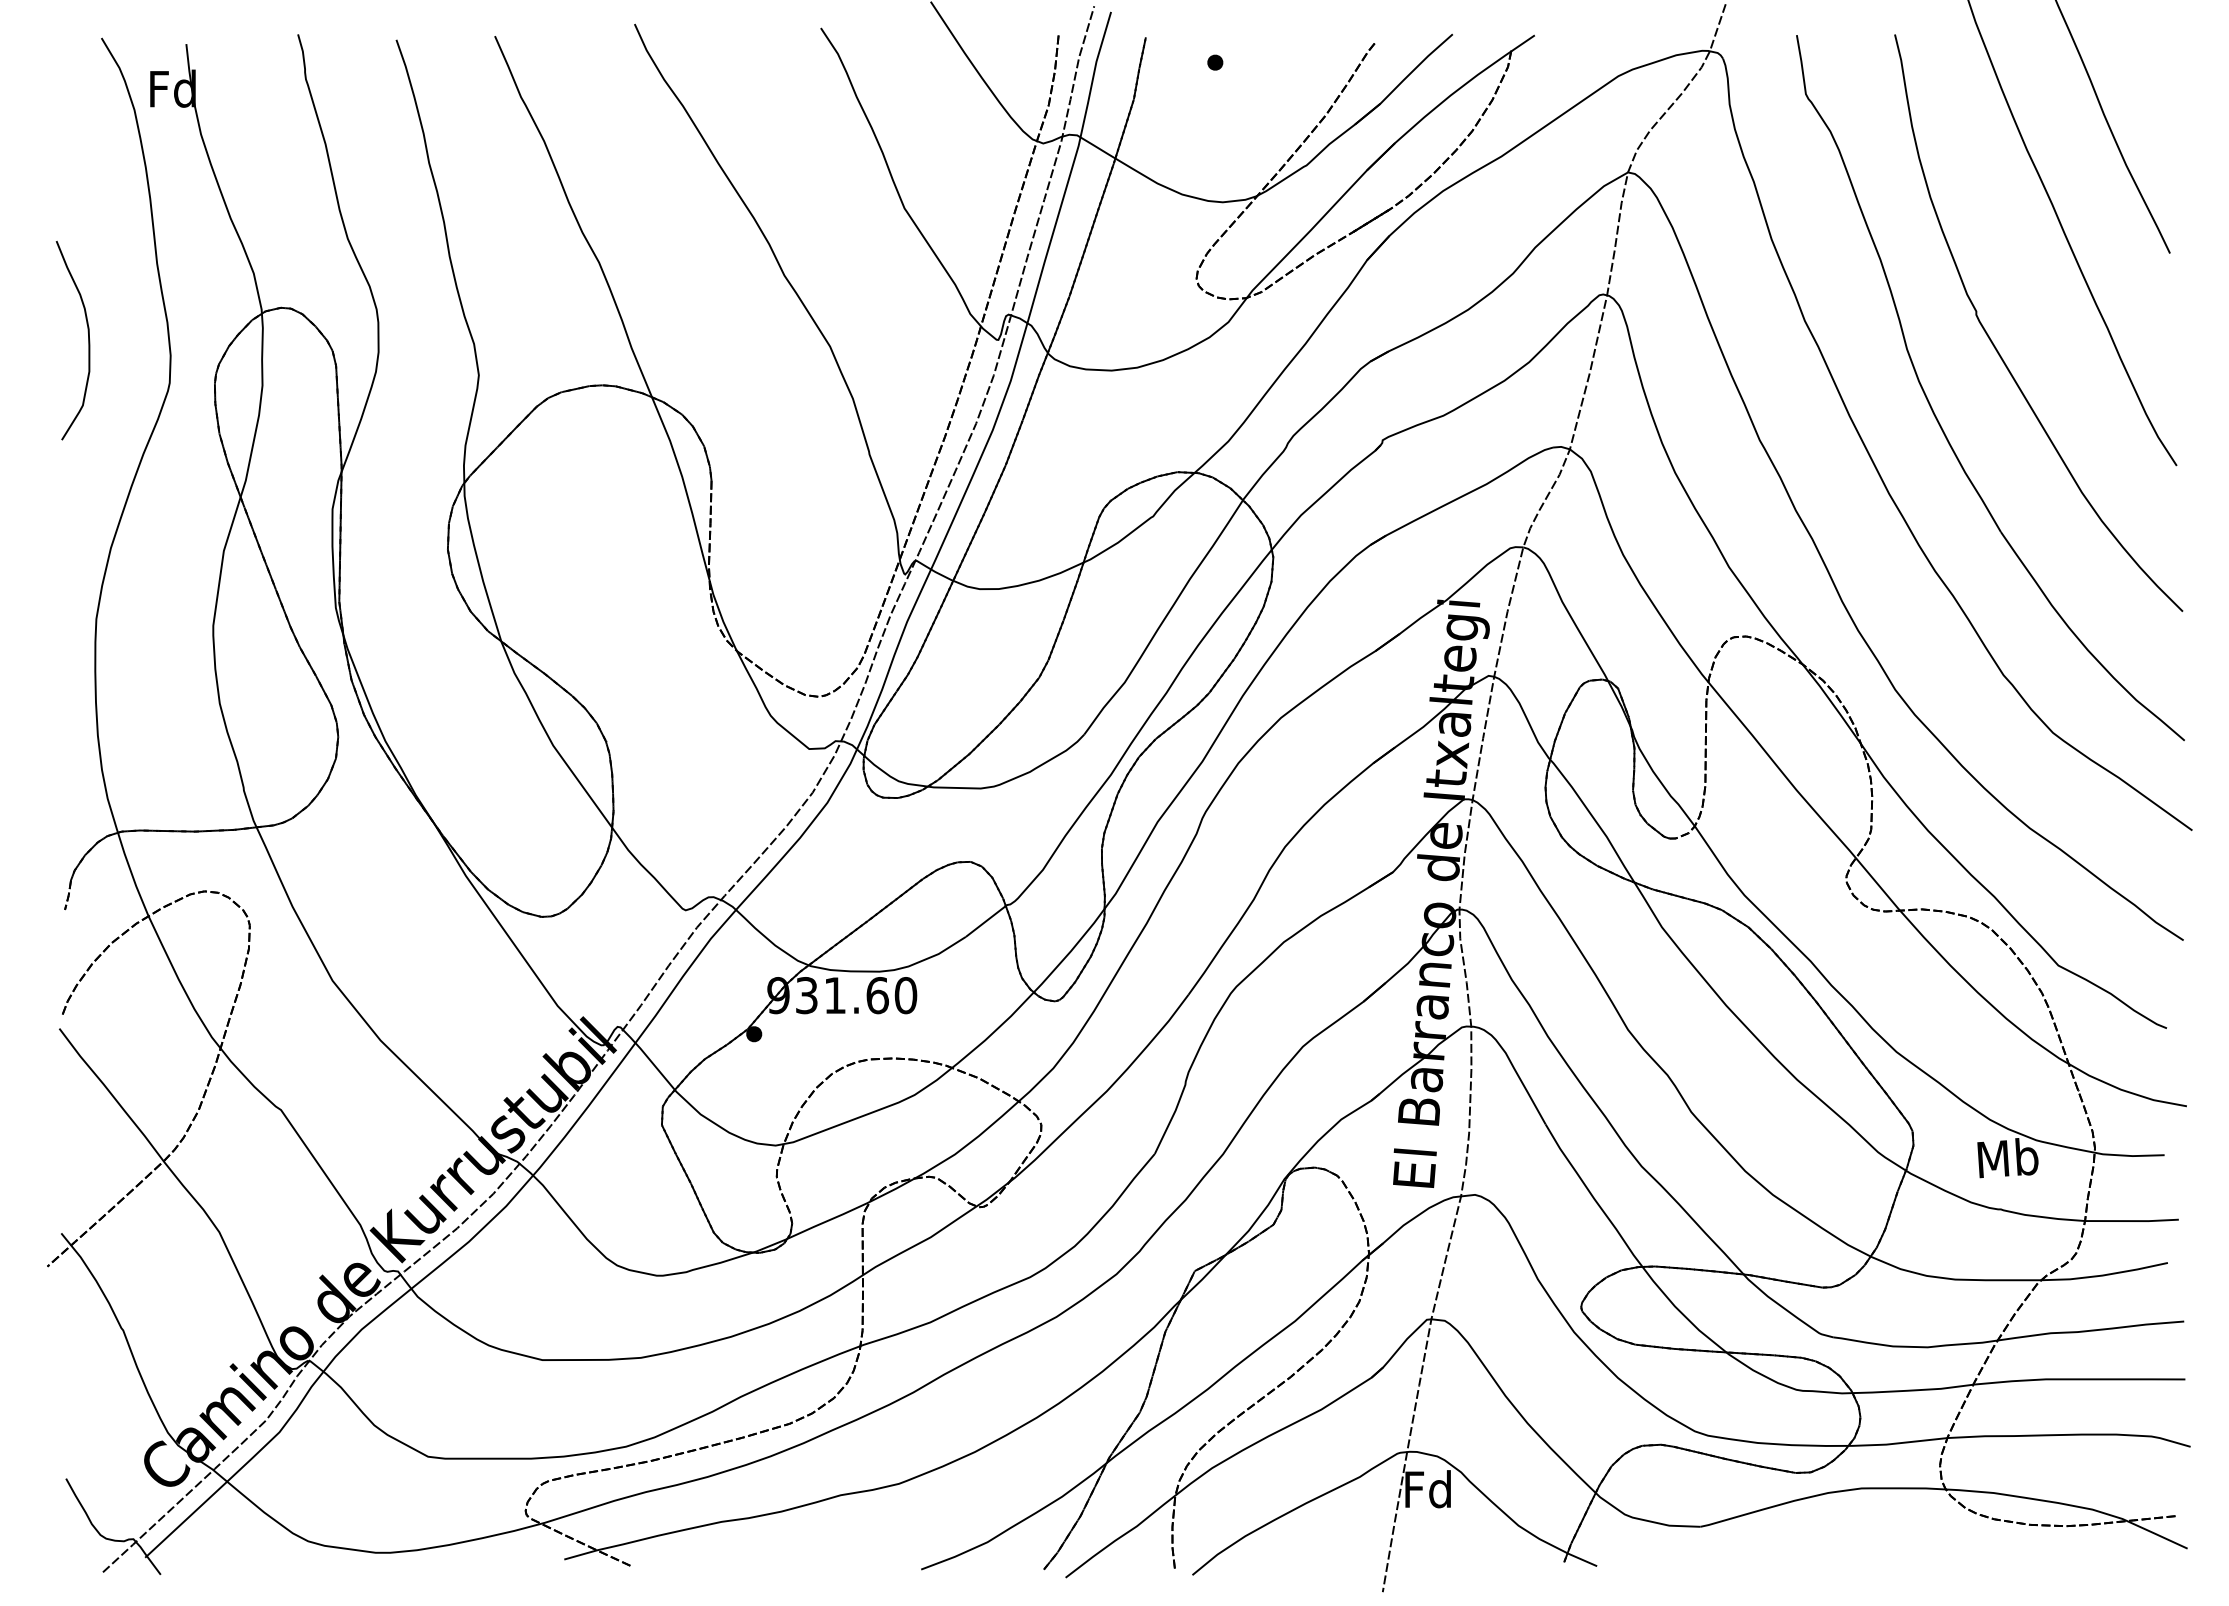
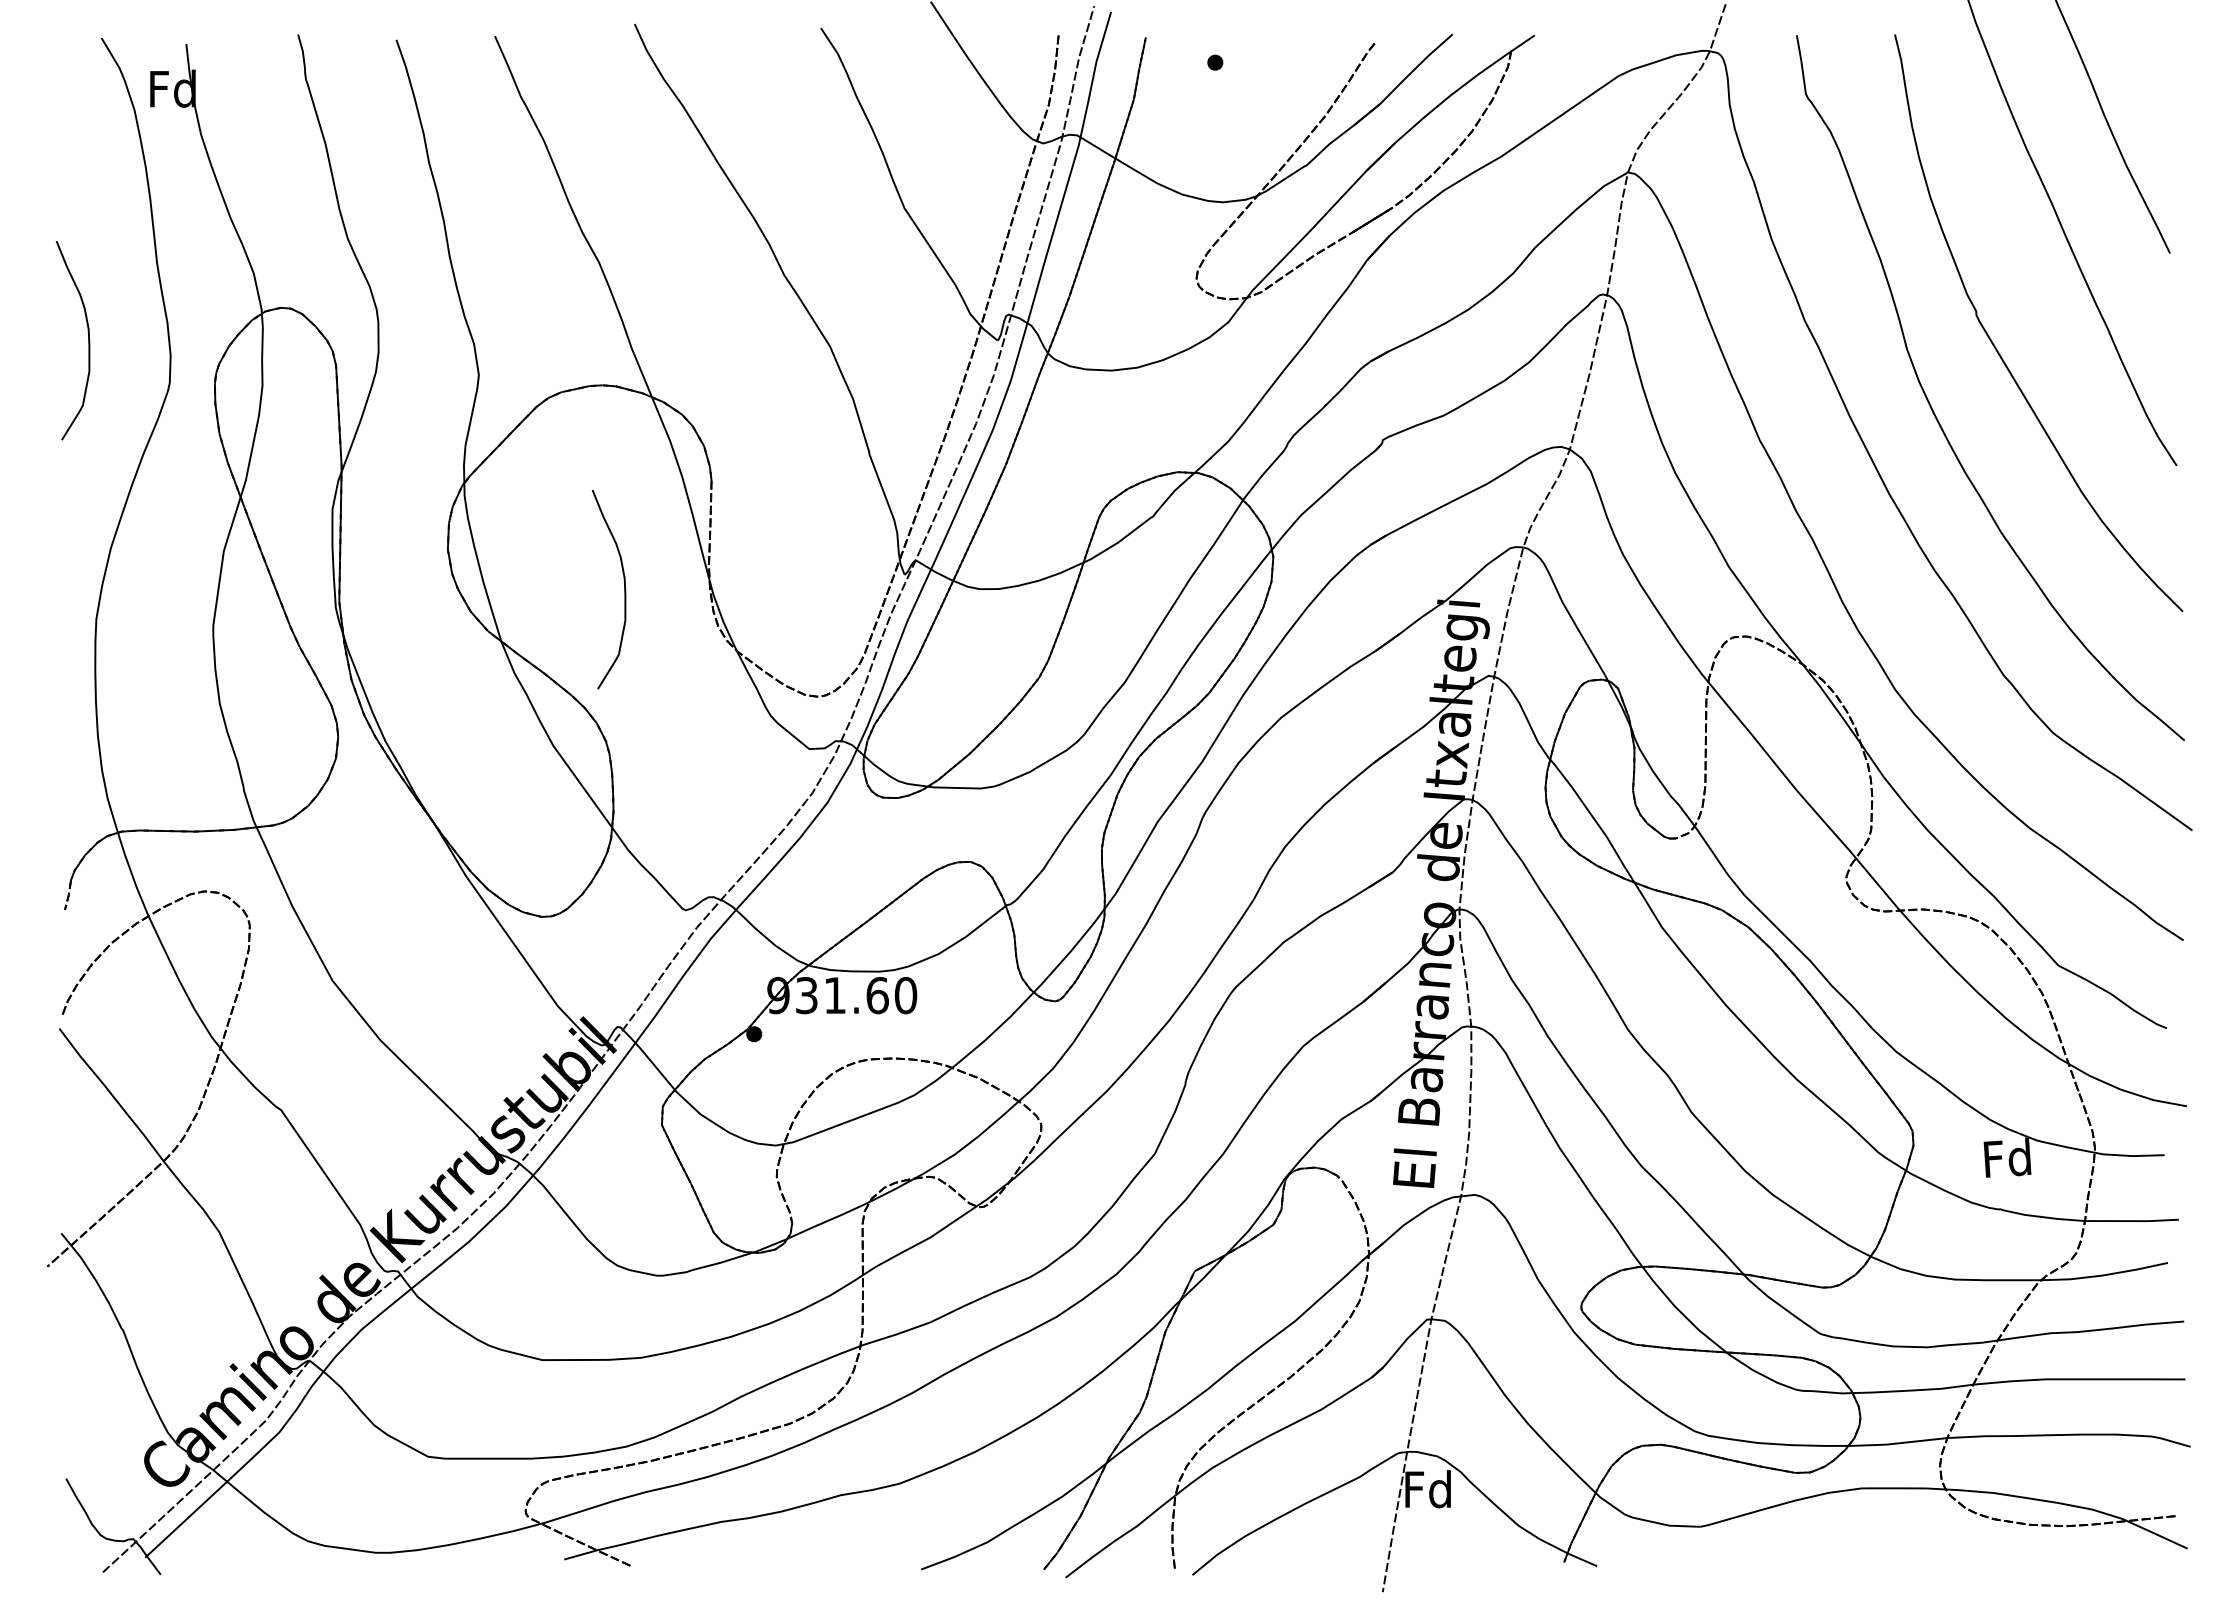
curve: none -> present (624, 589)
text: Mb -> Fd (2007, 1157)
